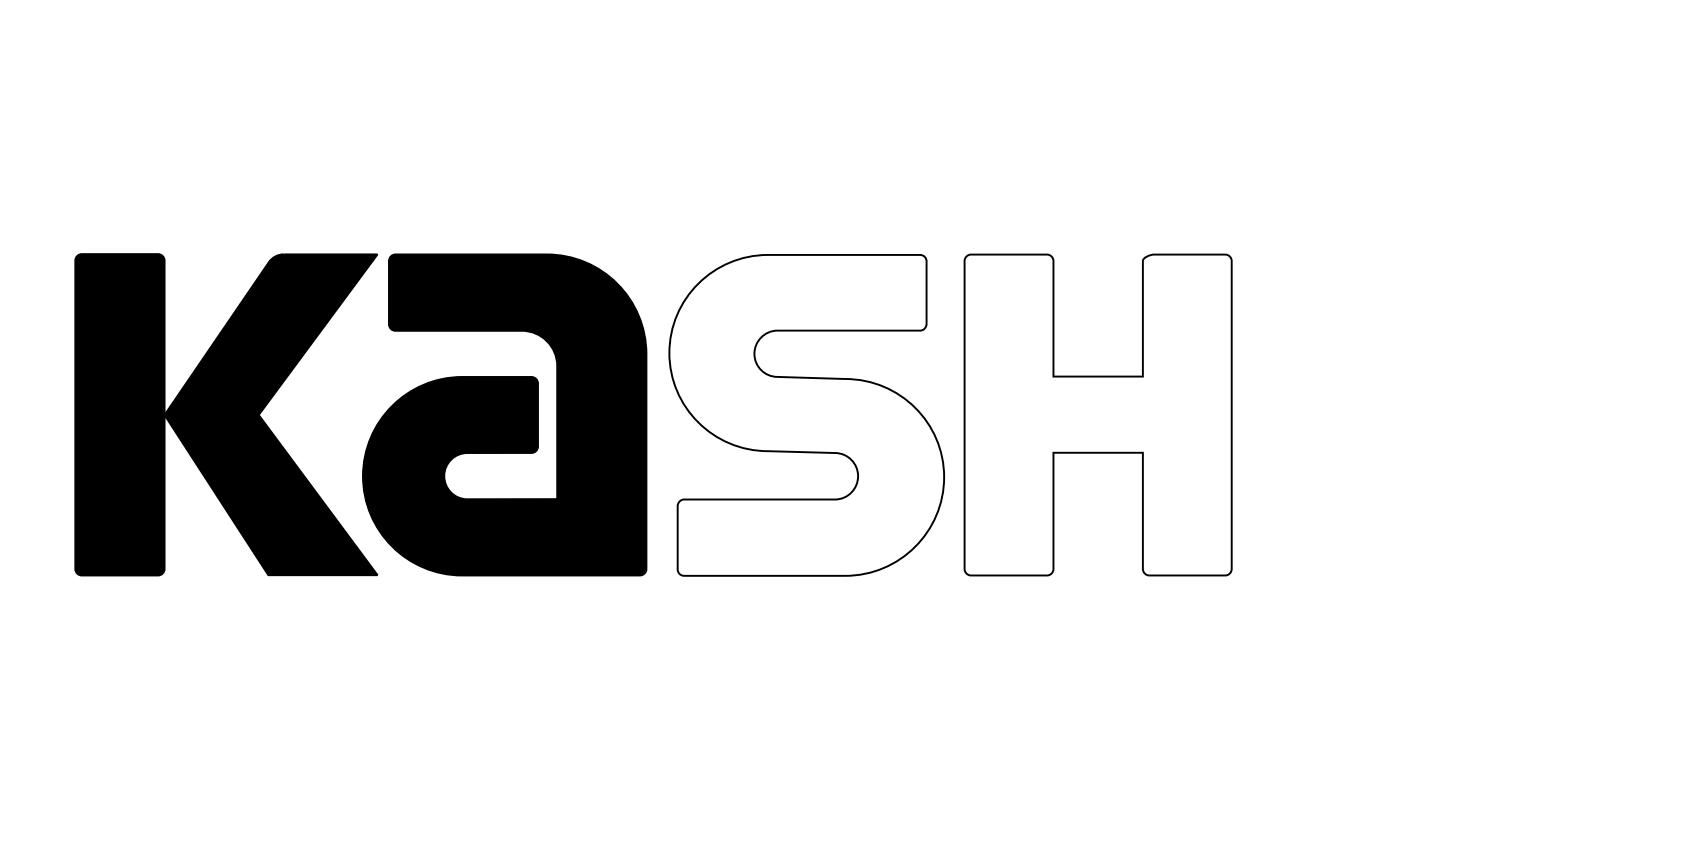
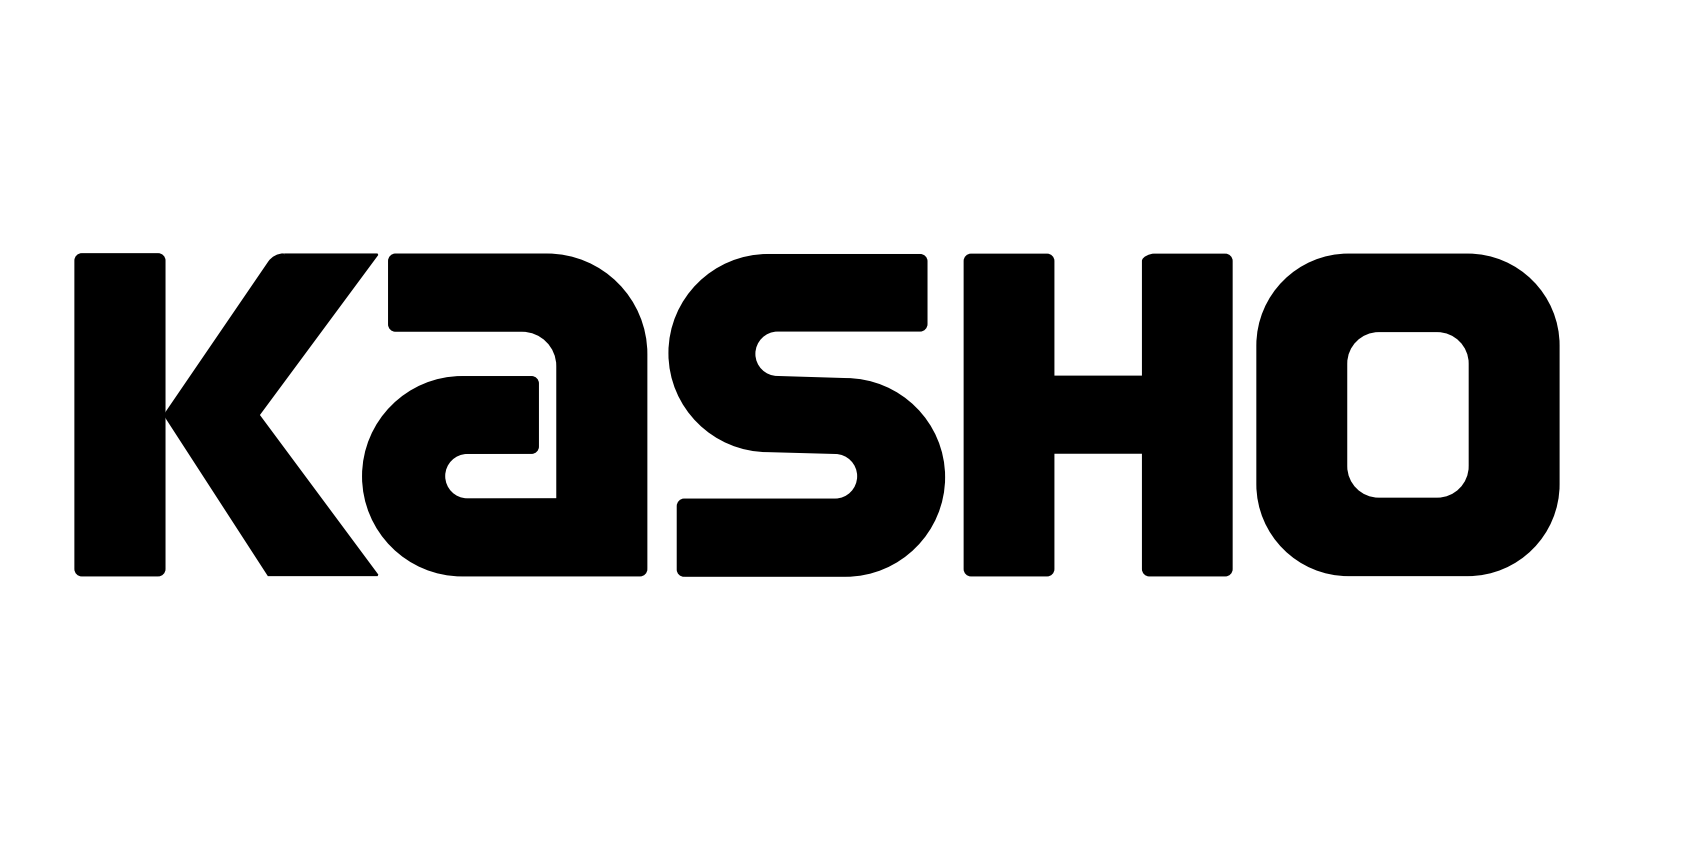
fill: none -> present (806, 414)
fill: none -> present (1097, 414)
part: none -> present (1407, 414)
